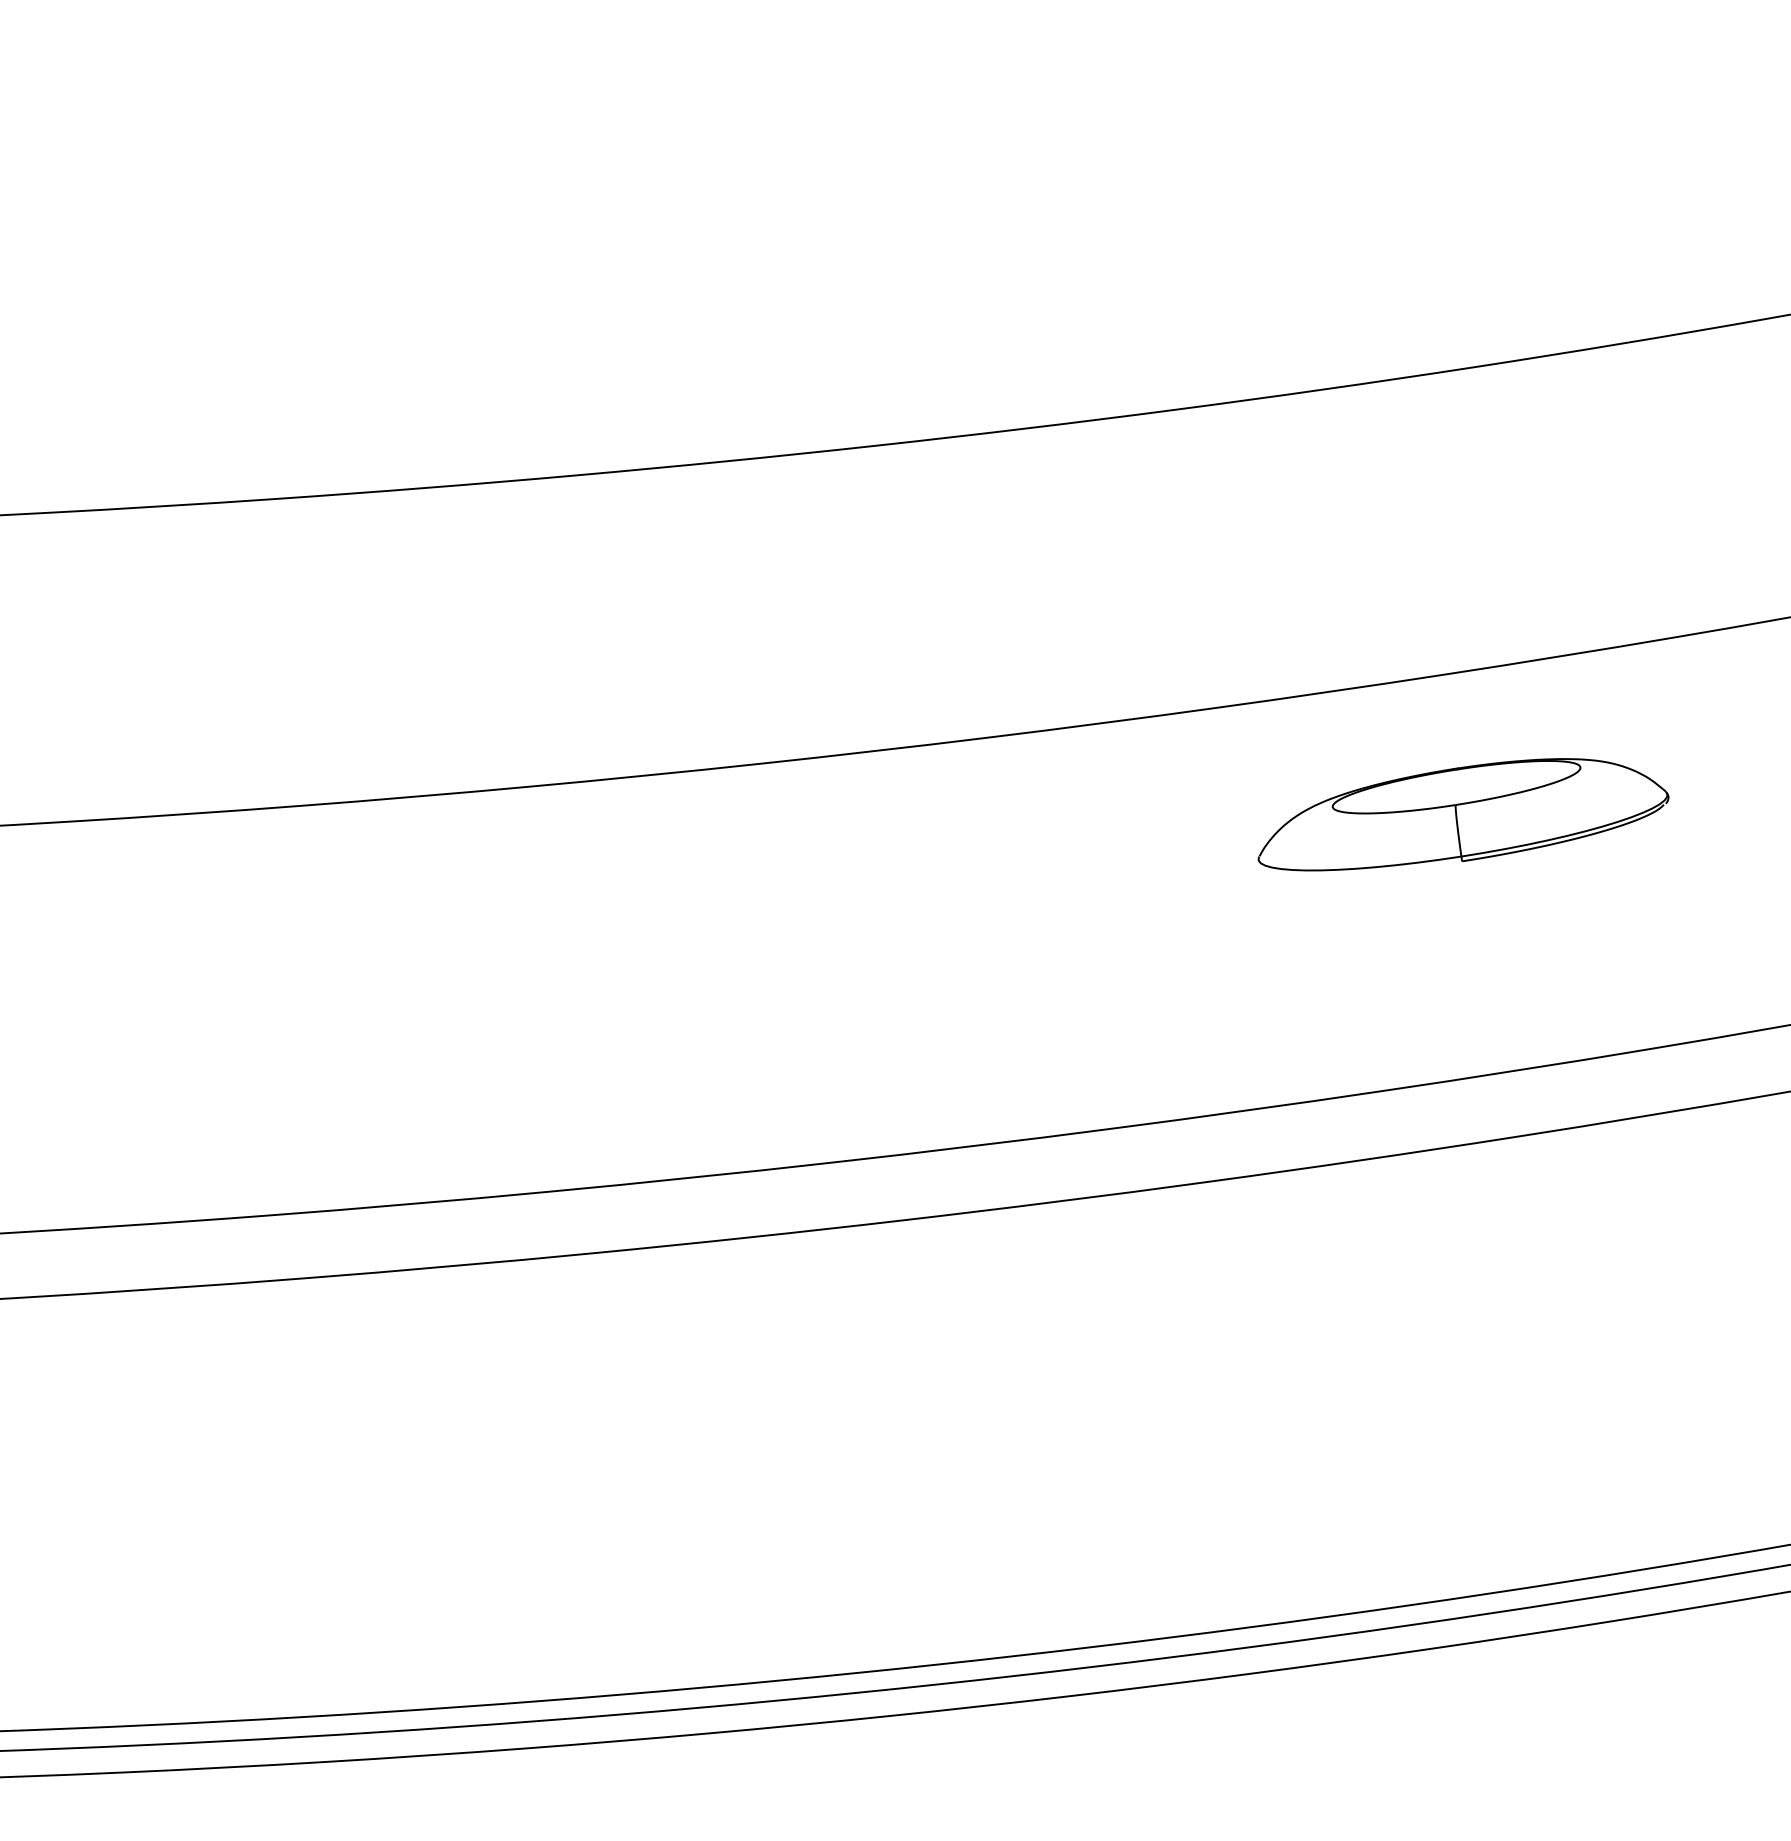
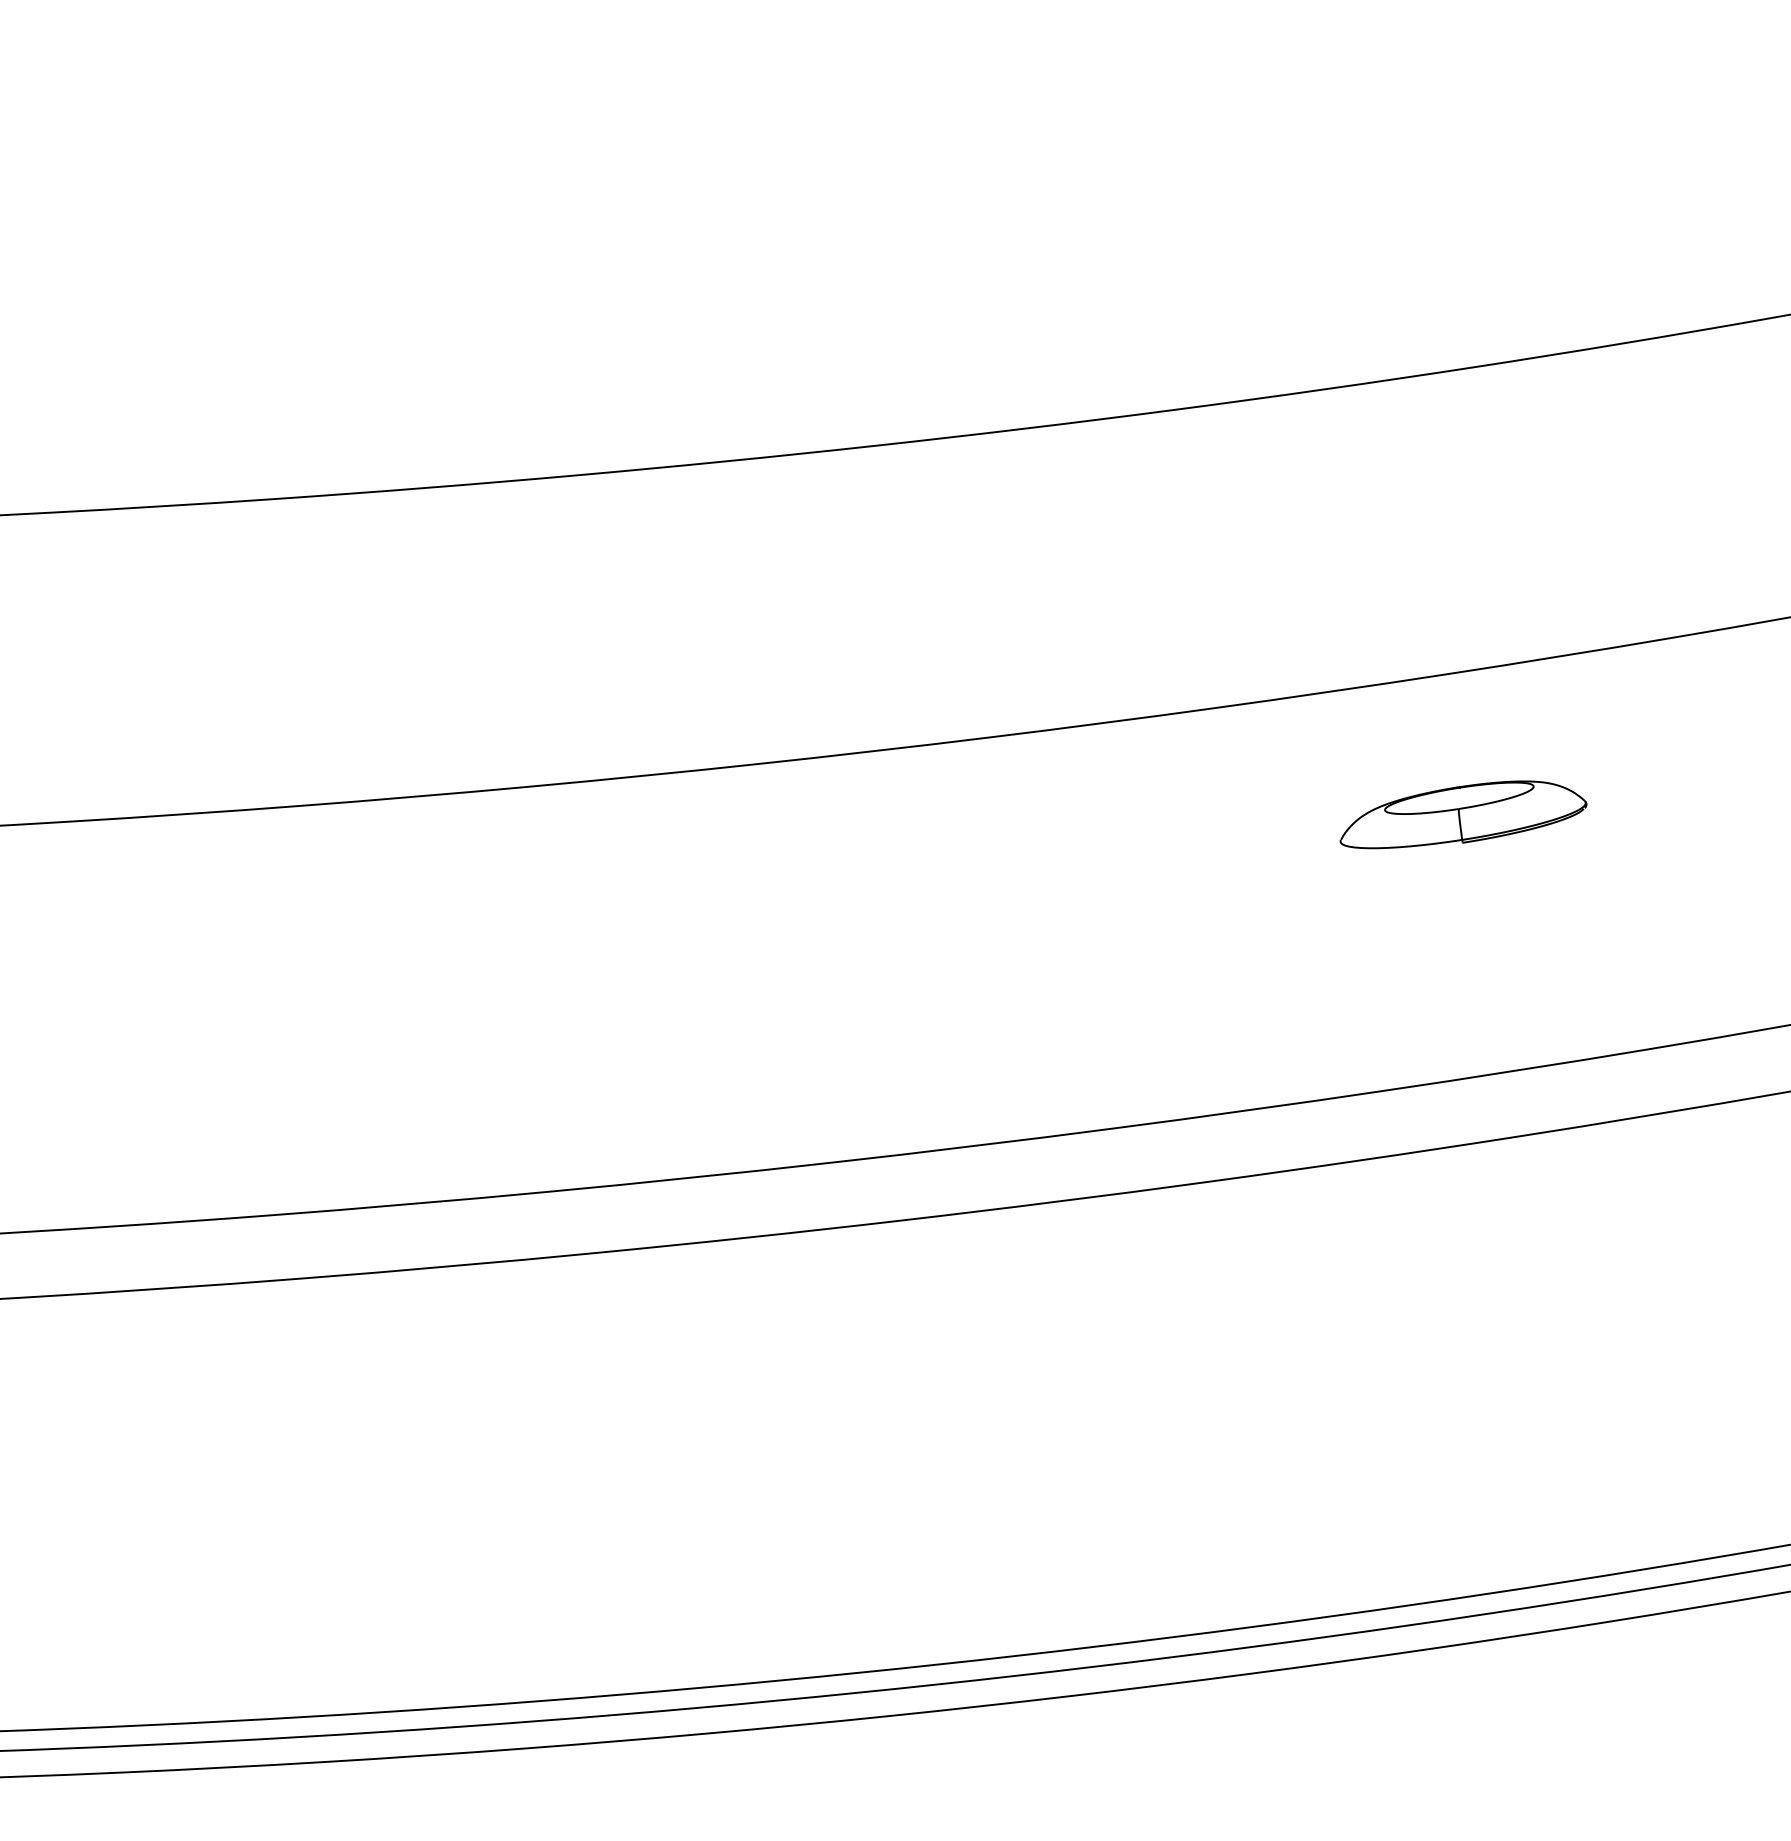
part size: 413x114 px -> 249x70 px (1463, 814)
